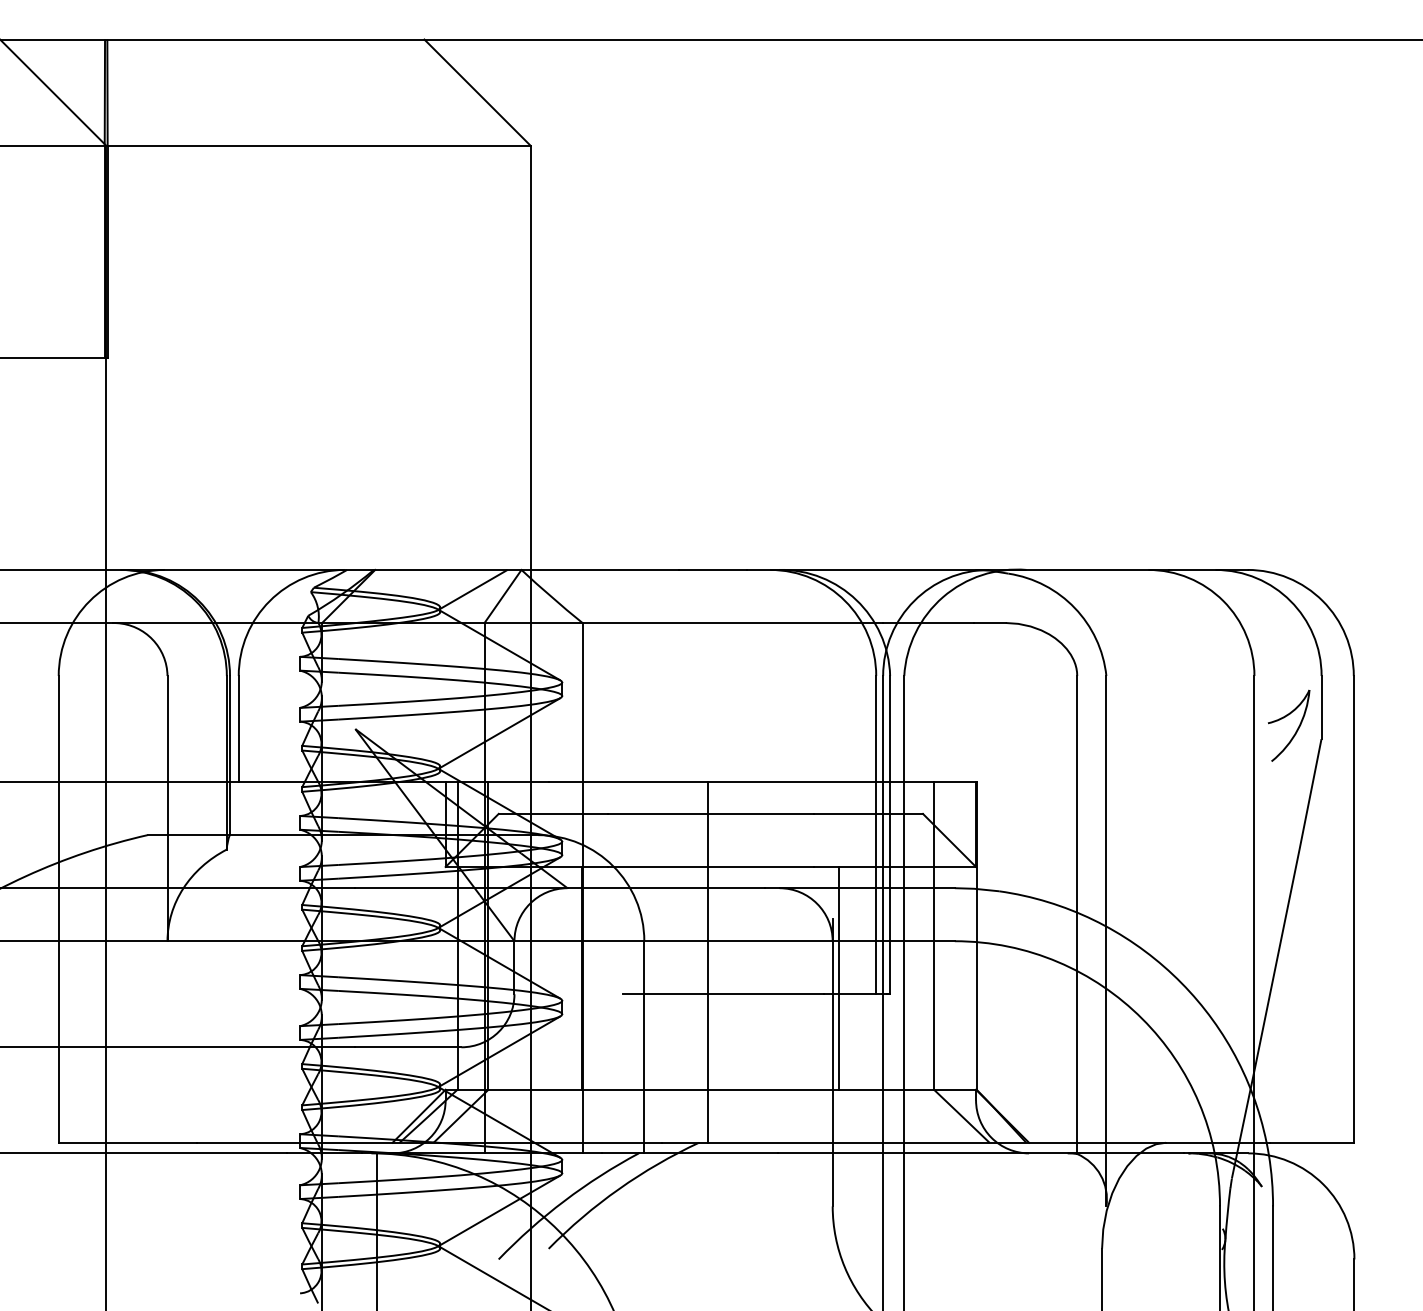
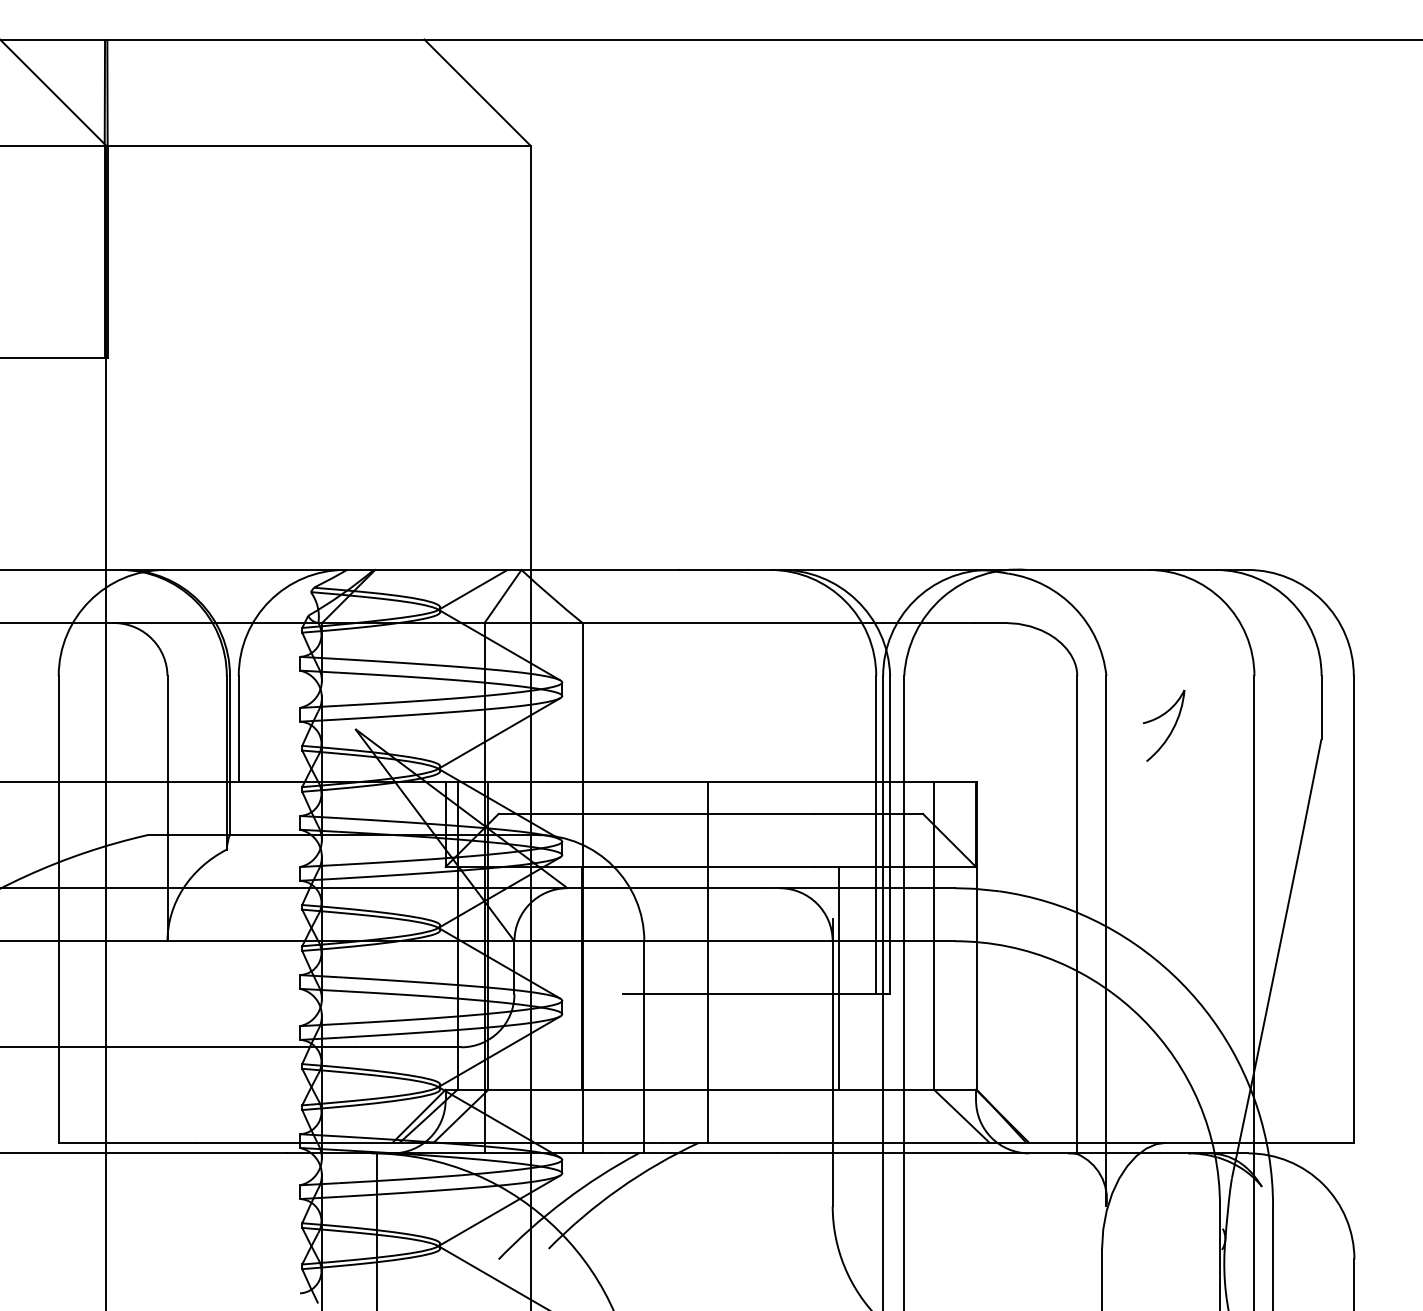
part position: (1296, 729) -> (1171, 729) (1171, 729)
